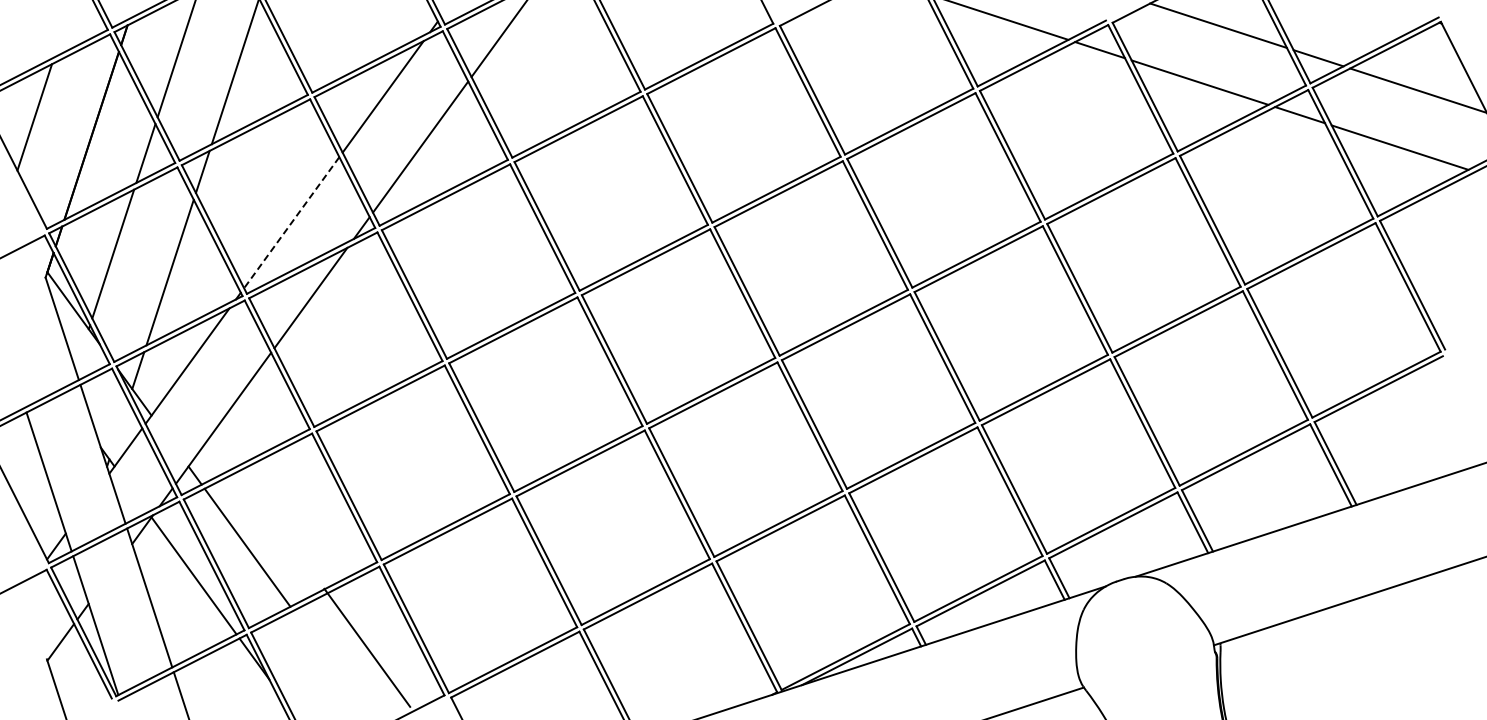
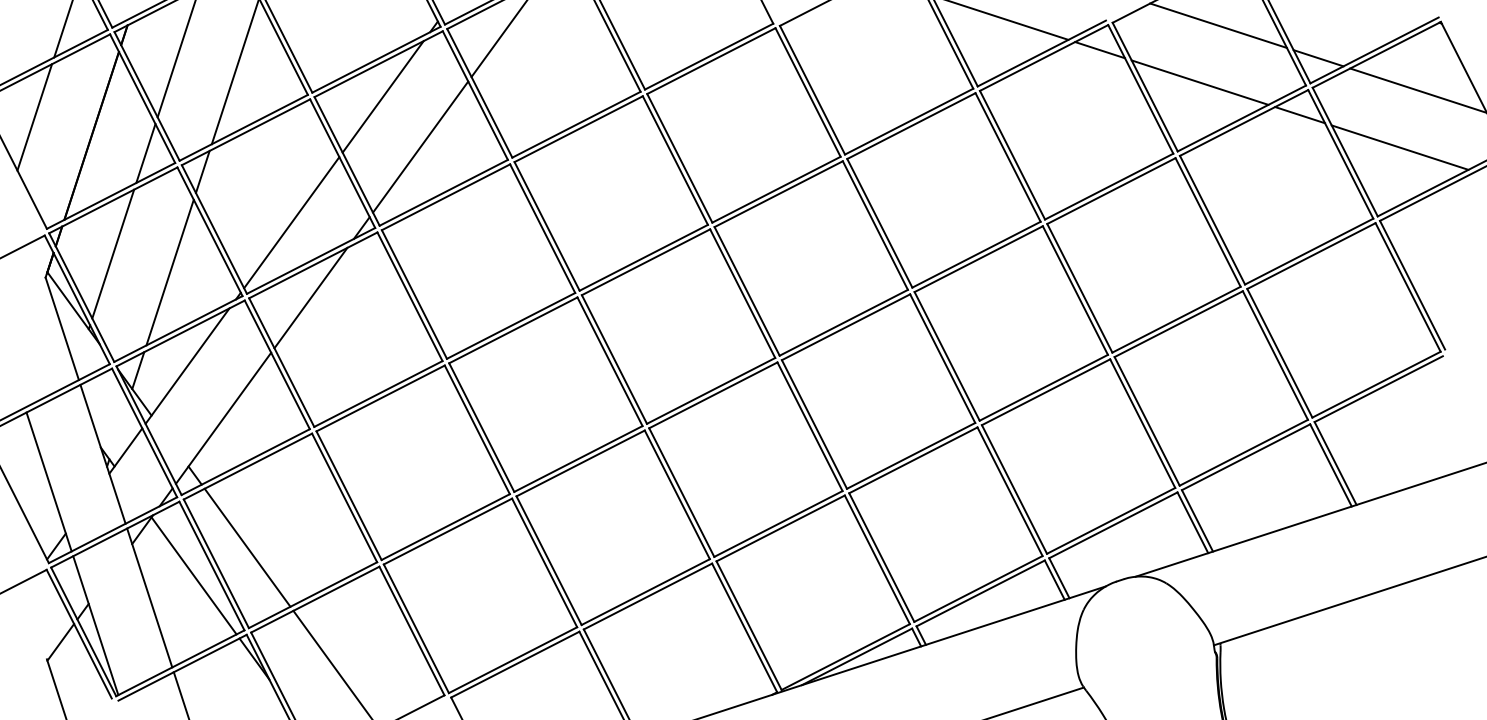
line: none -> present (62, 29)
line: dashed -> solid (291, 223)
line position: (367, 647) -> (331, 663) (331, 663)
